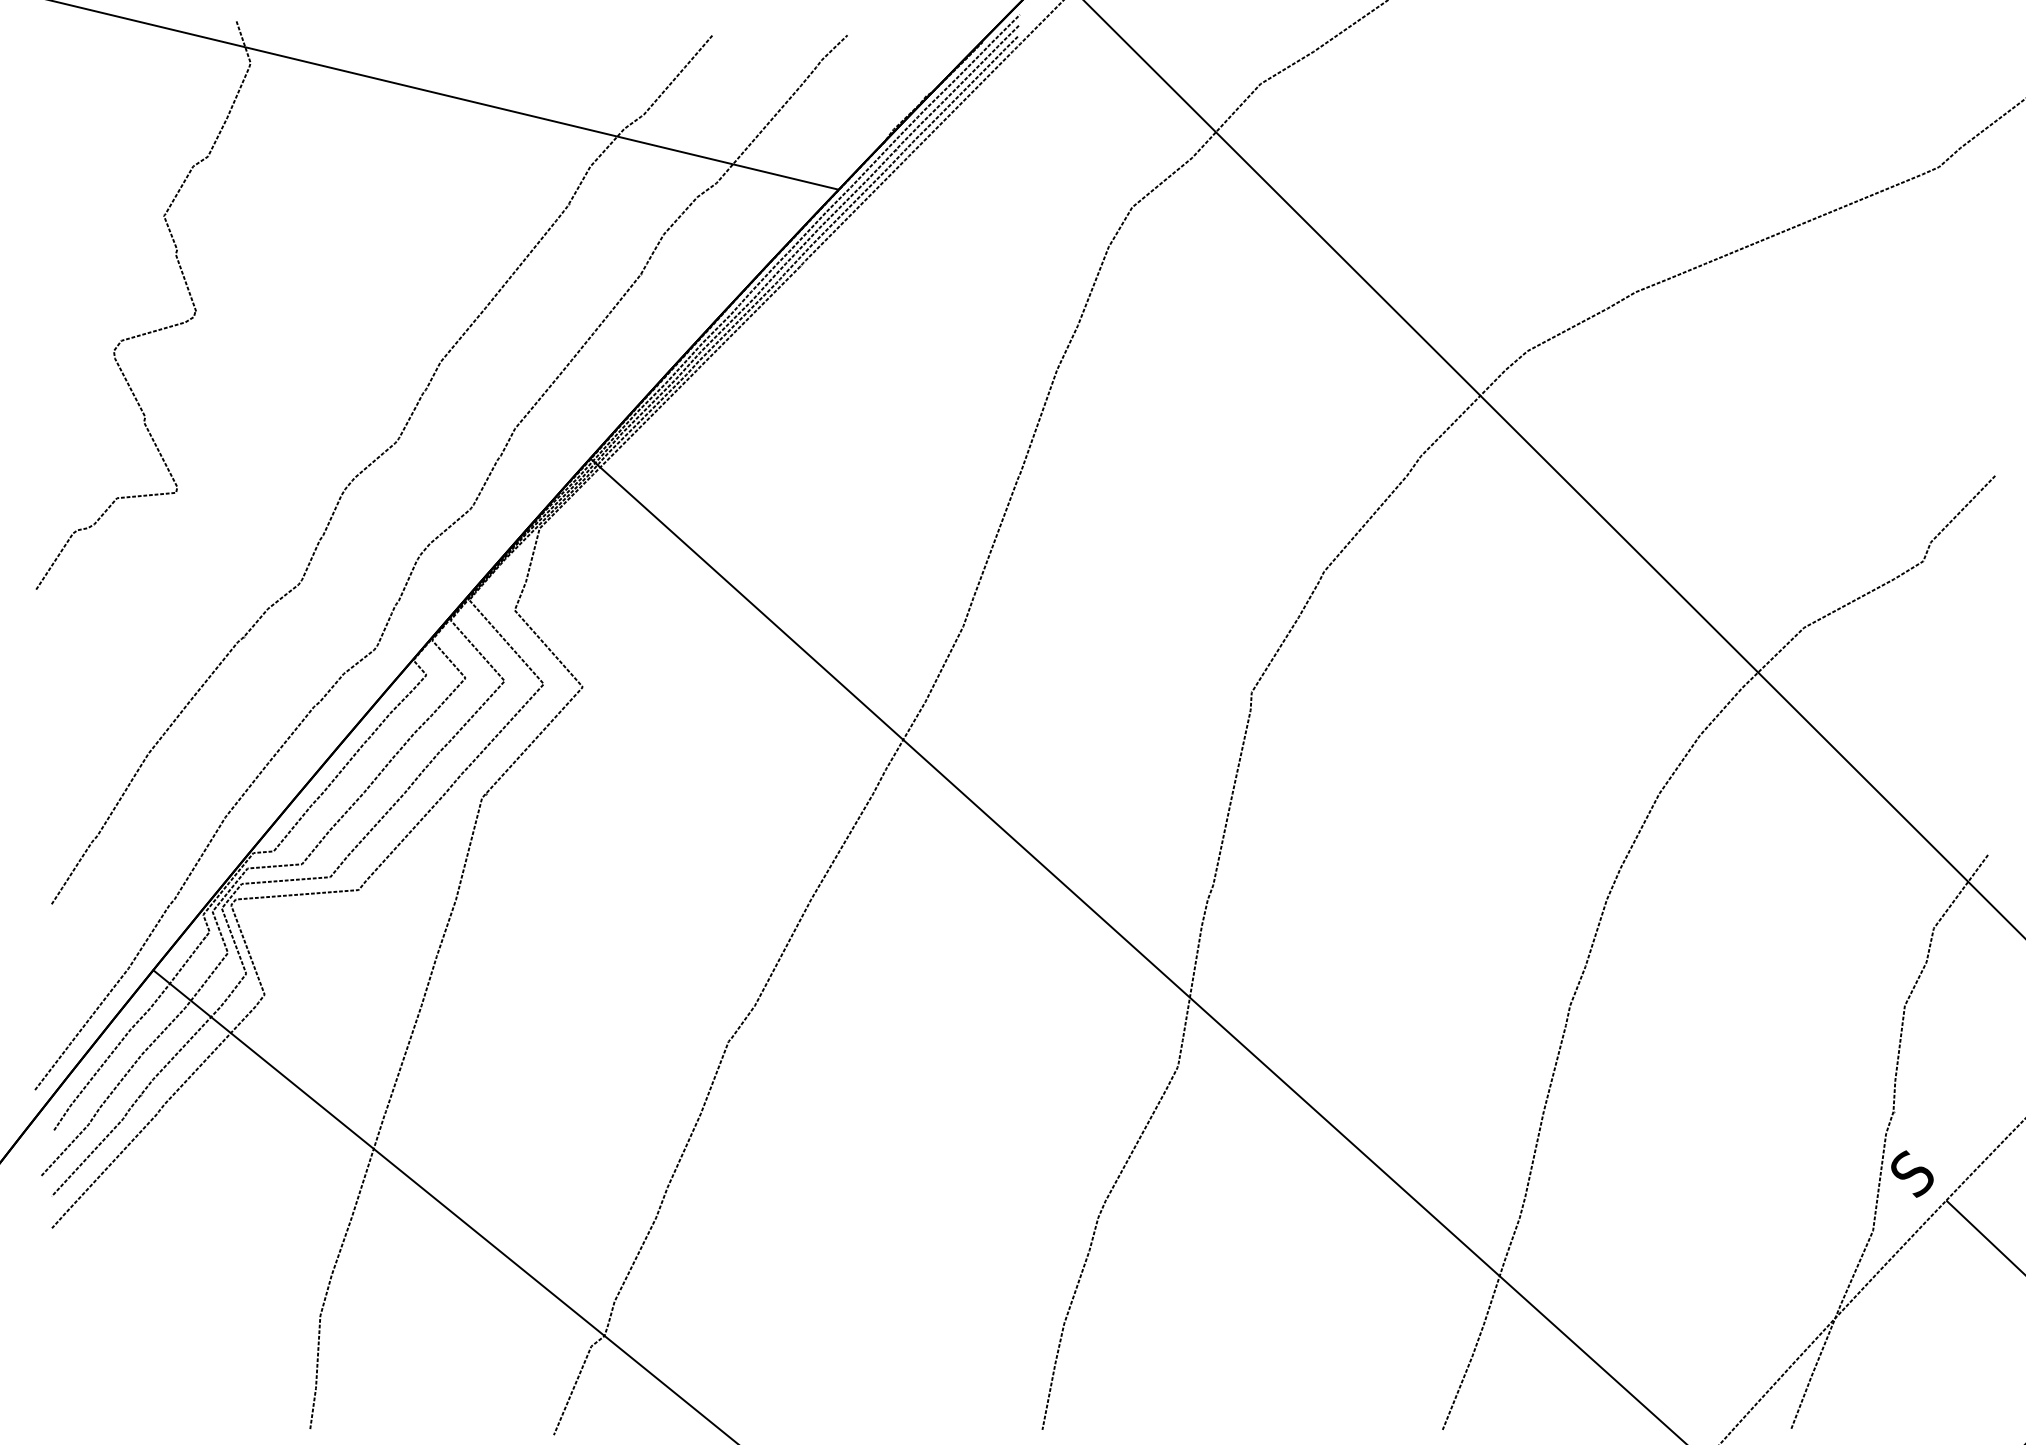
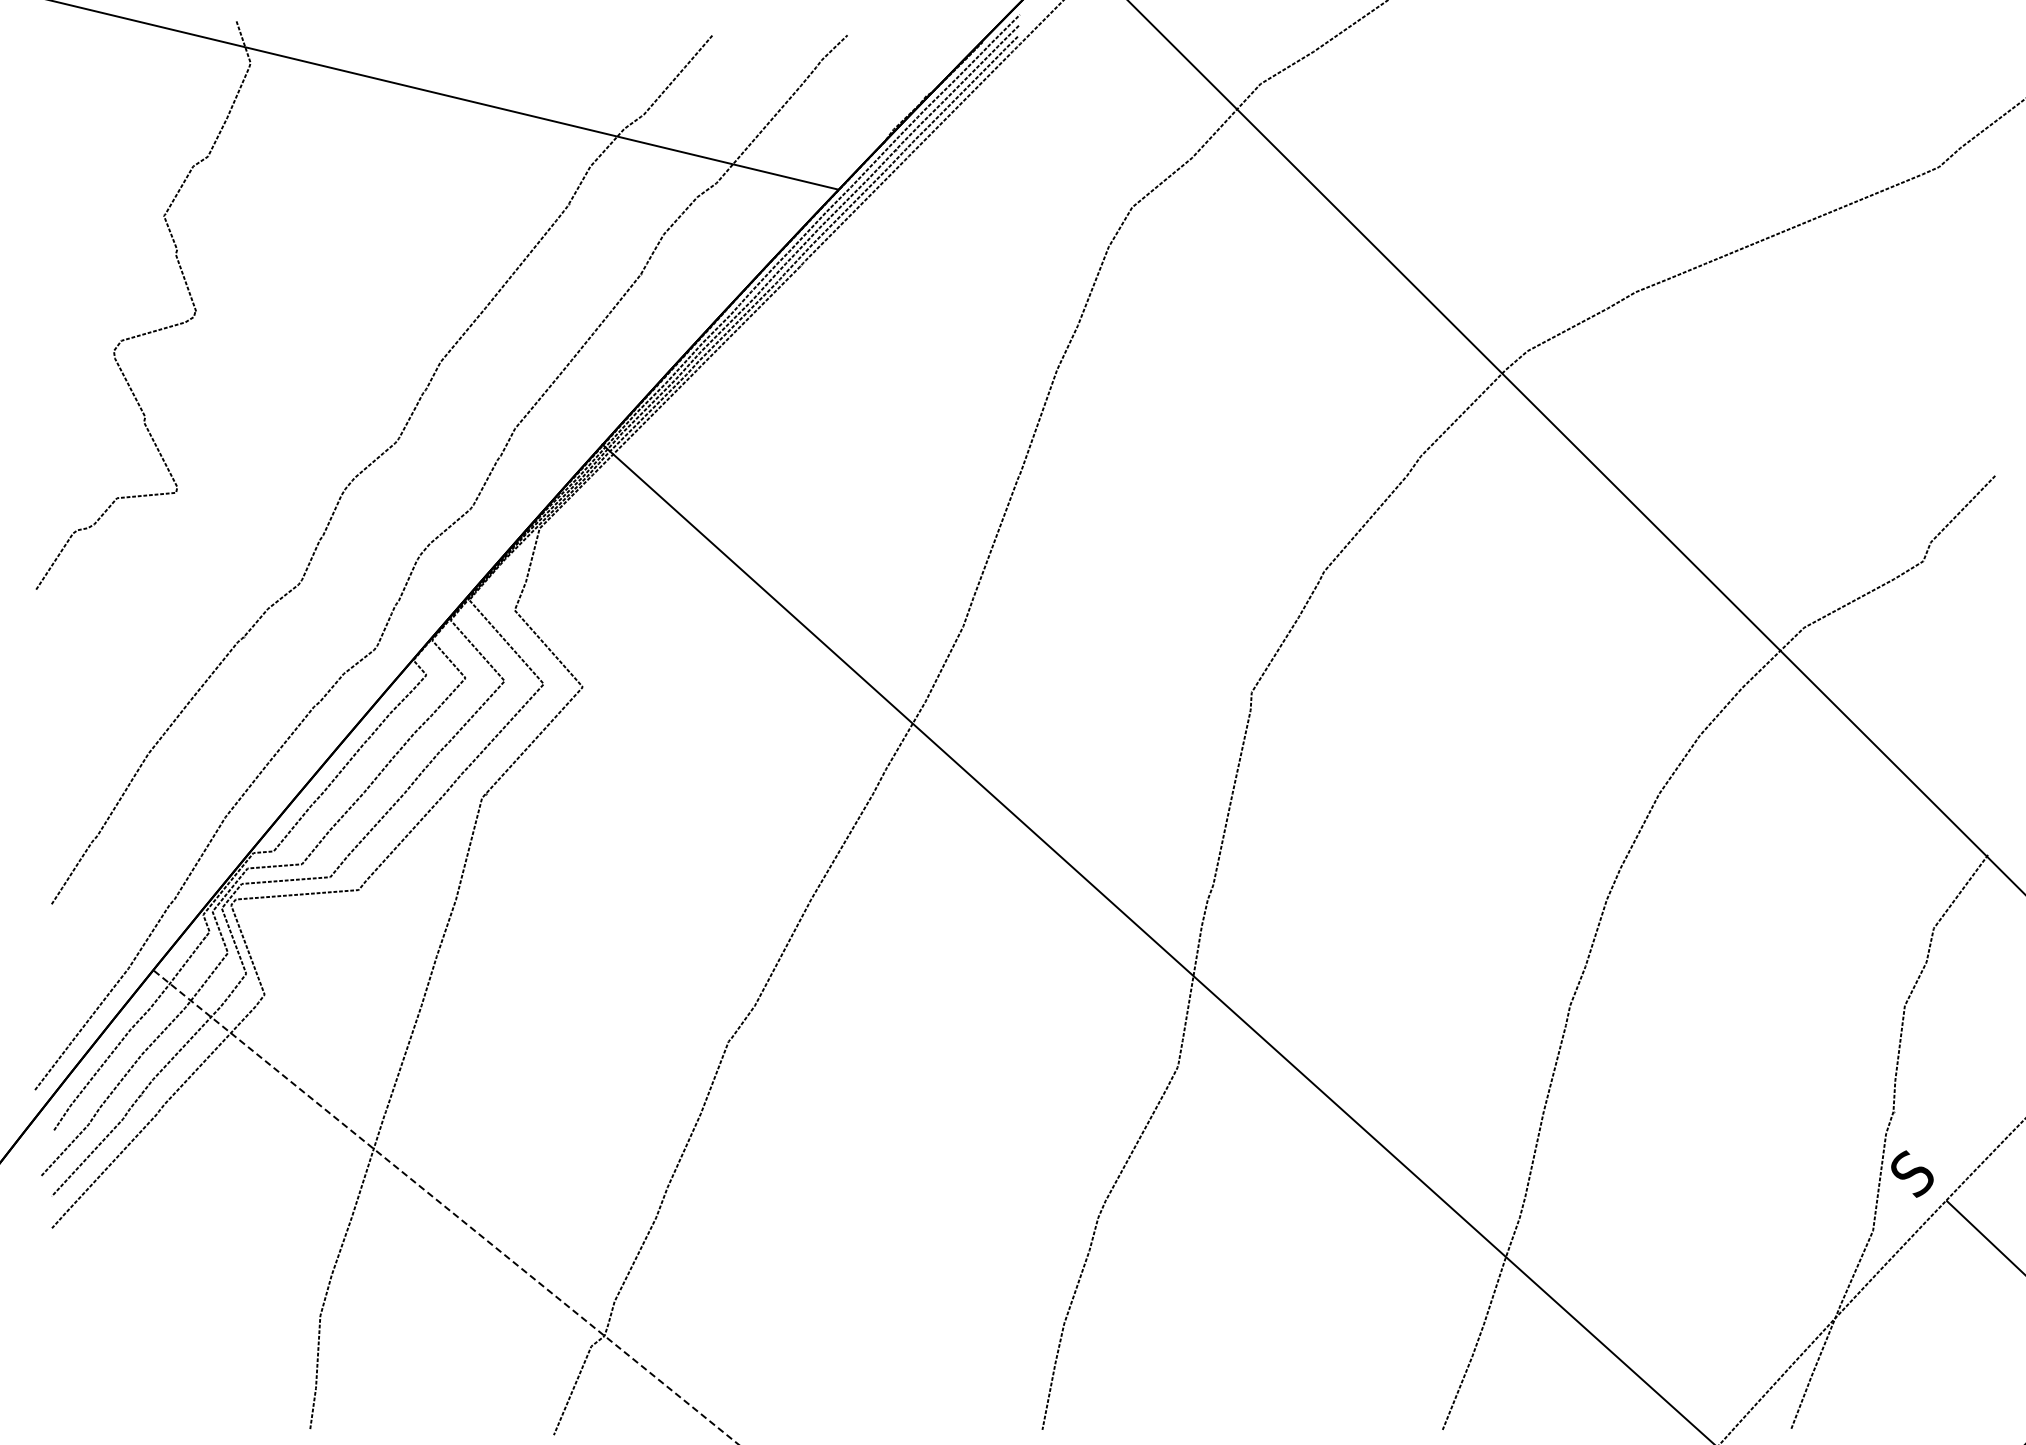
line position: (1553, 468) -> (1575, 447) (1575, 447)
line position: (1136, 949) -> (1156, 942) (1156, 942)
line: solid -> dashed (446, 1207)
